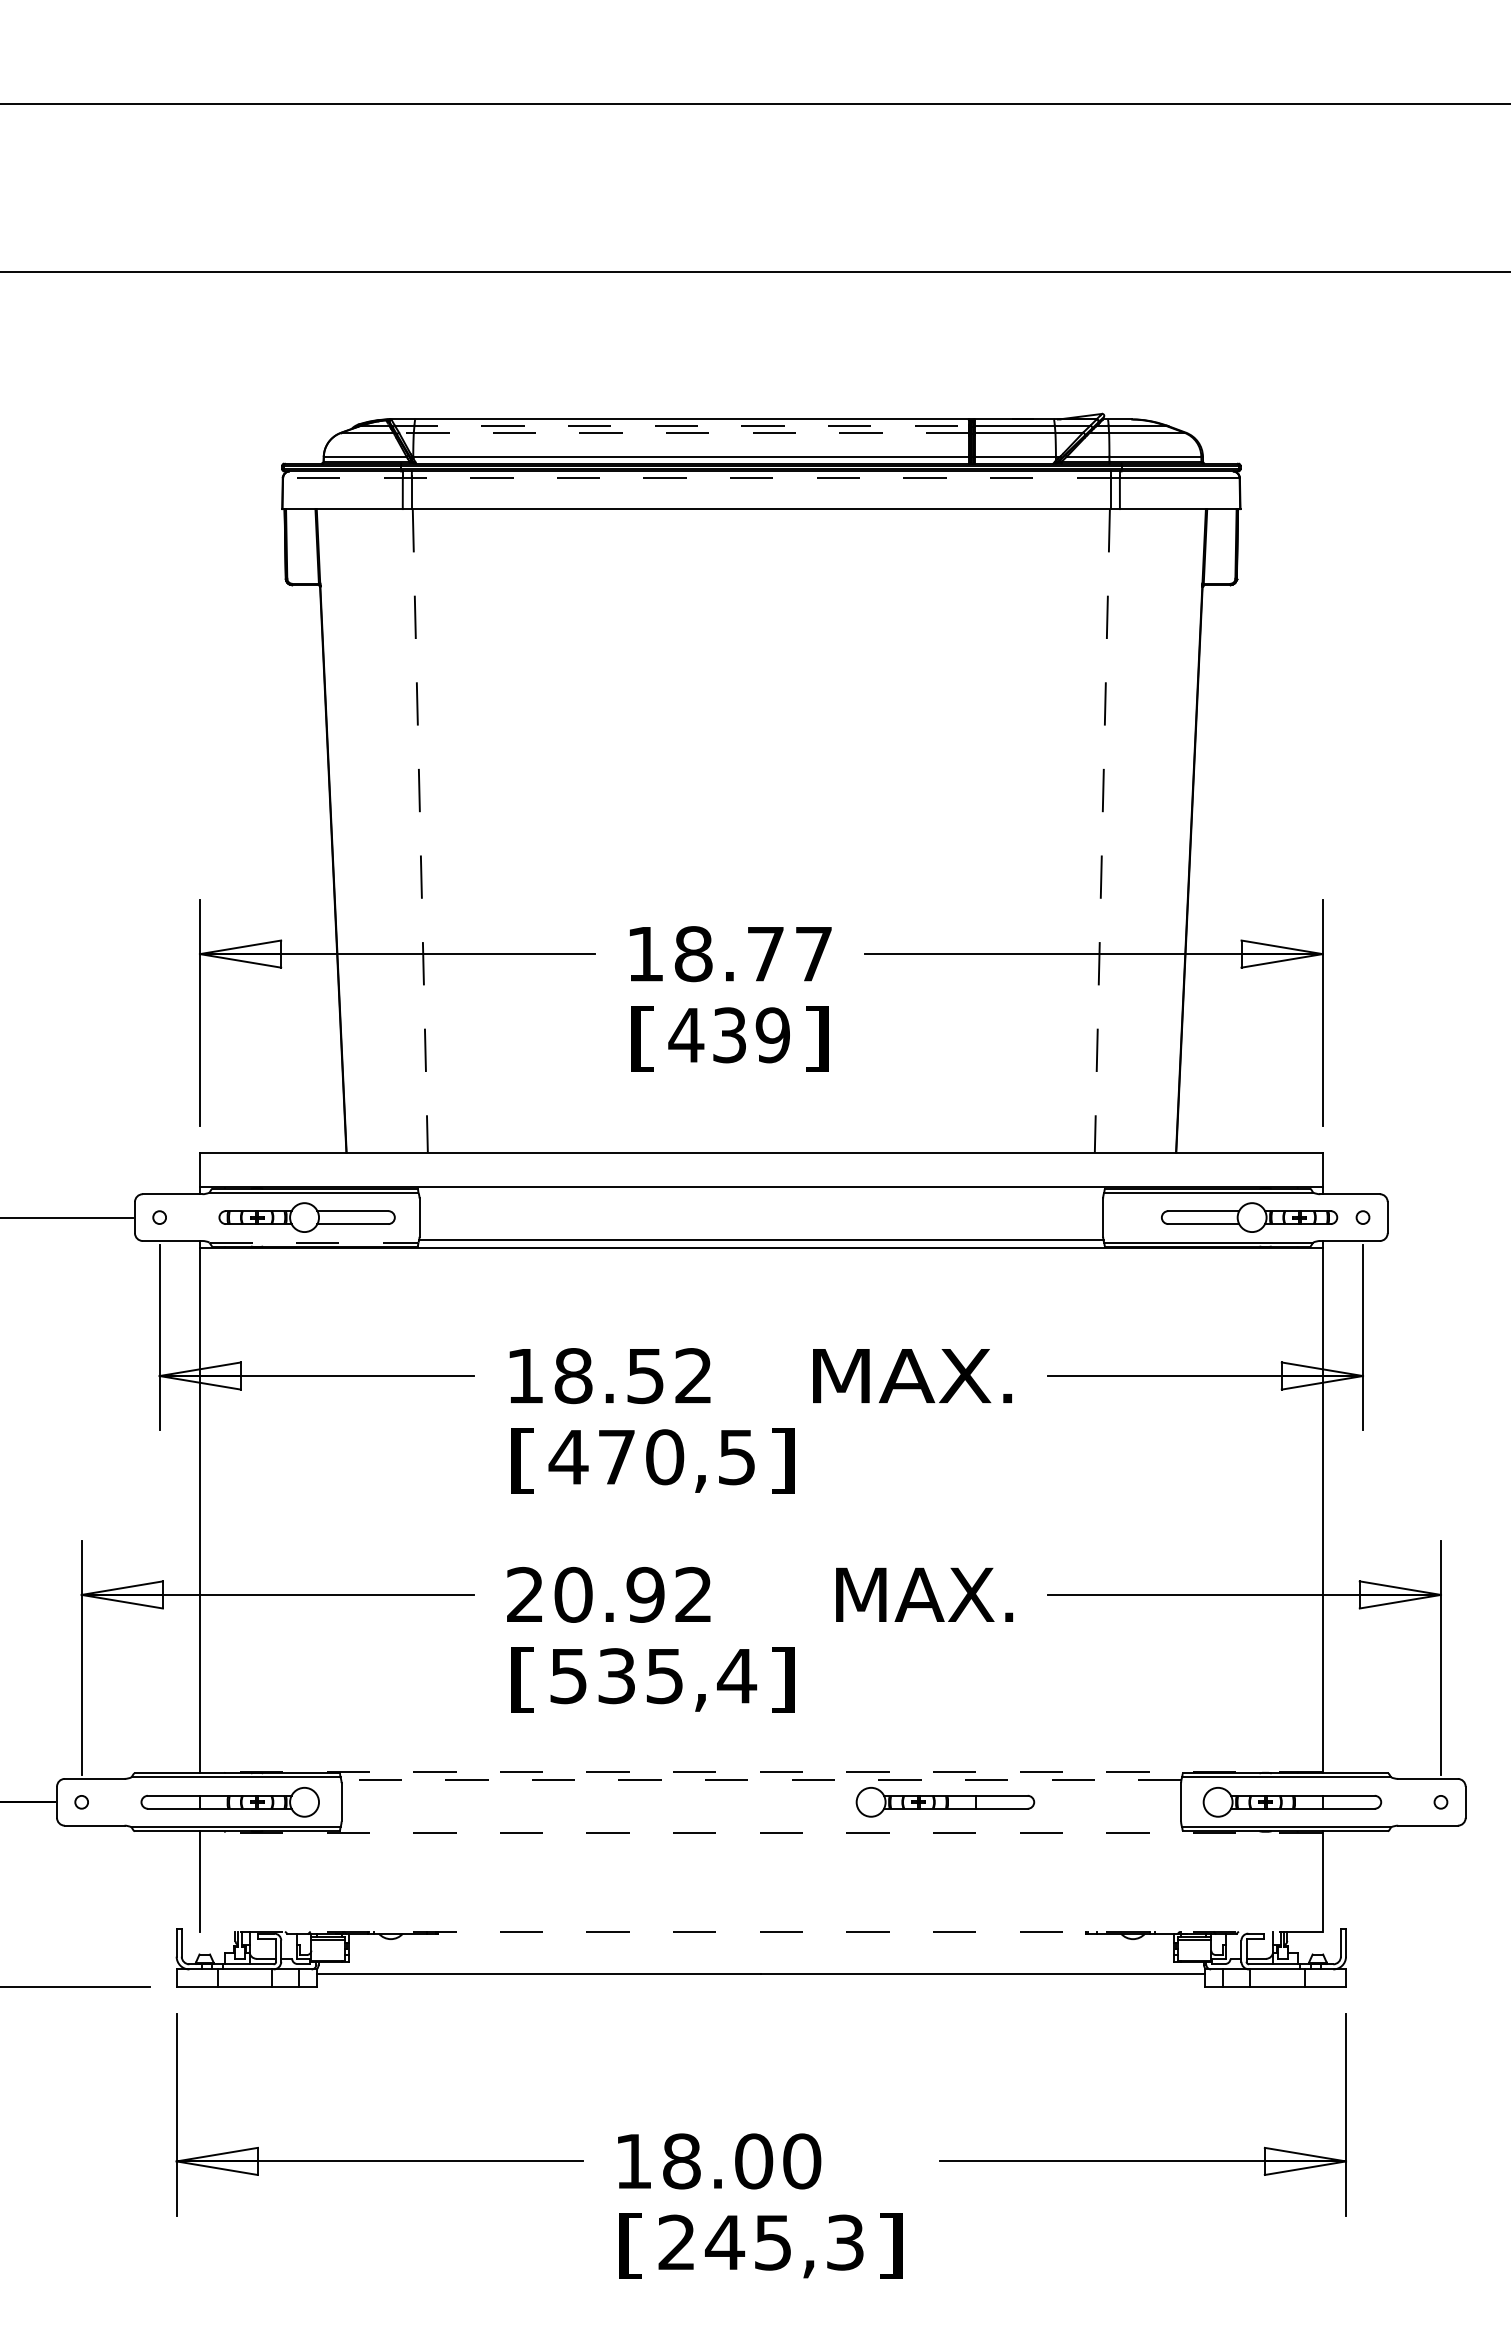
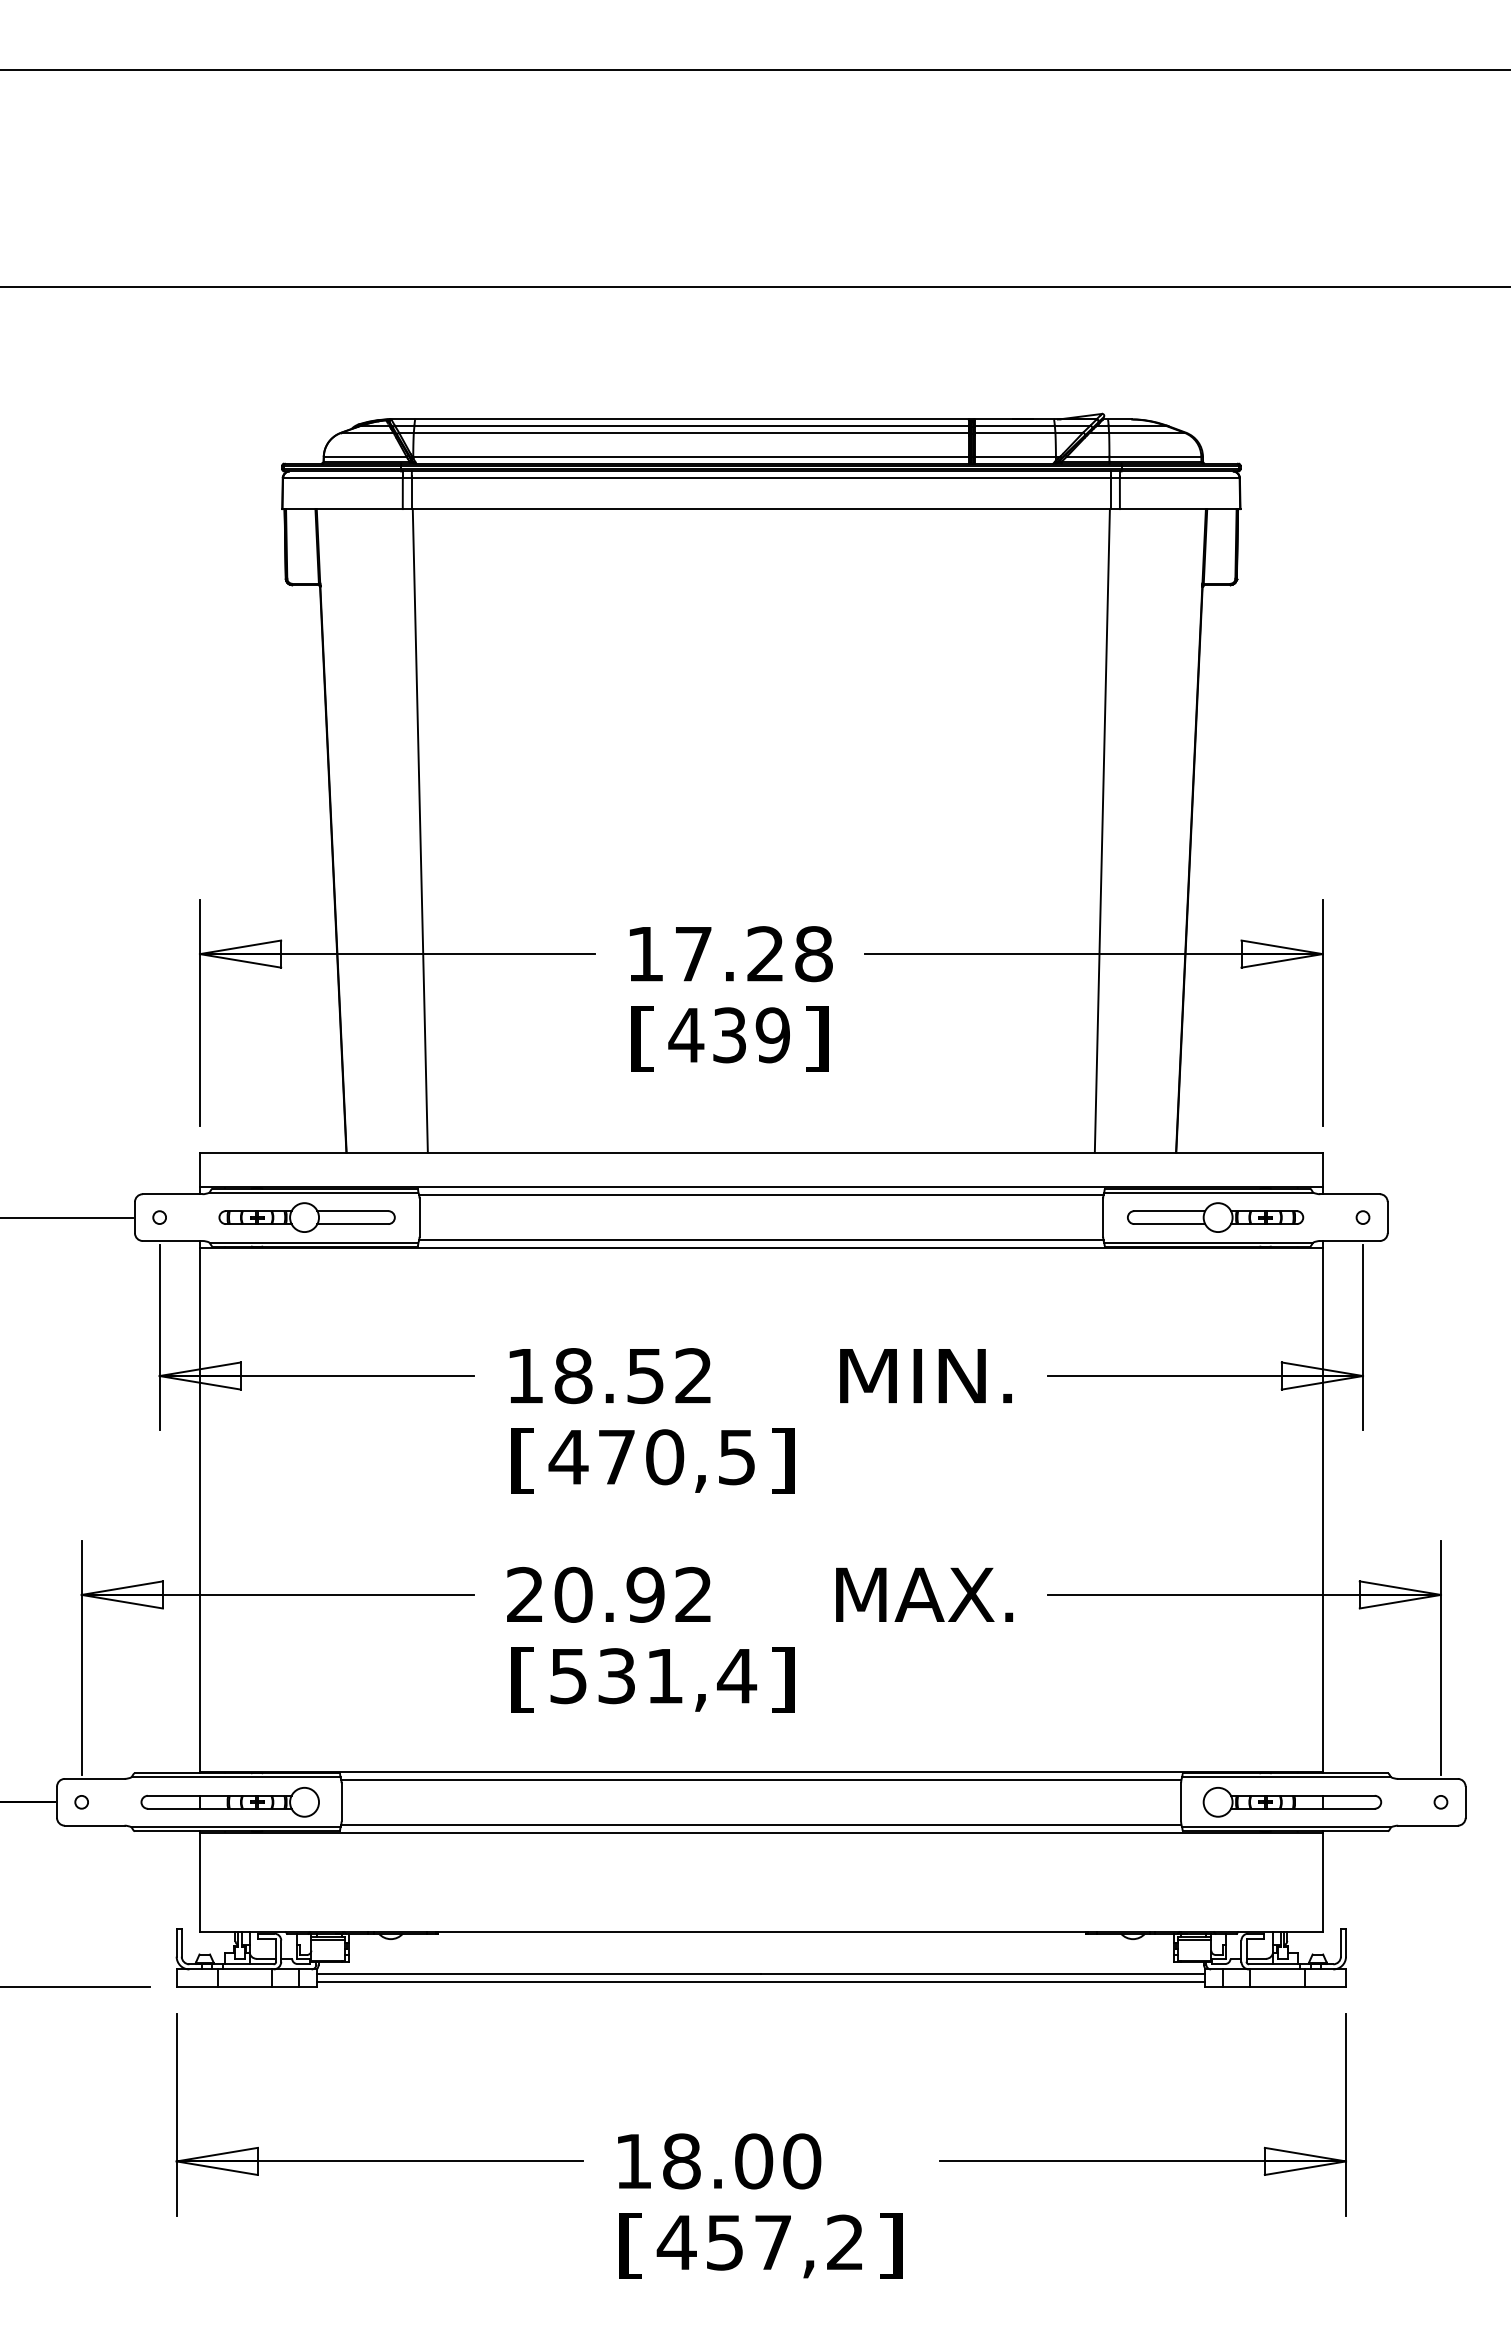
line position: (754, 104) -> (754, 70) (754, 70)
line position: (754, 272) -> (754, 287) (754, 287)
line: dashed -> solid (682, 425)
line: dashed -> solid (683, 432)
line: dashed -> solid (701, 478)
line: dashed -> solid (420, 830)
line: dashed -> solid (1102, 830)
text: 18.77 -> 17.28 (753, 954)
line: none -> present (761, 1195)
part position: (1249, 1217) -> (1215, 1217) (1215, 1217)
line: dashed -> solid (314, 1242)
text: MAX. -> MIN. (902, 1376)
text: 535,4 -> 531,4 (664, 1676)
line: dashed -> solid (760, 1772)
line: dashed -> solid (760, 1779)
part: present -> none (945, 1802)
line: none -> present (761, 1824)
line: dashed -> solid (760, 1832)
line: dashed -> solid (760, 1932)
line: none -> present (761, 1981)
text: 245,3 -> 457,2 (759, 2242)
